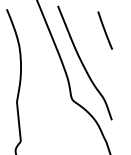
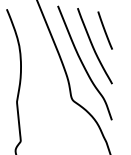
curve: none -> present (93, 46)
